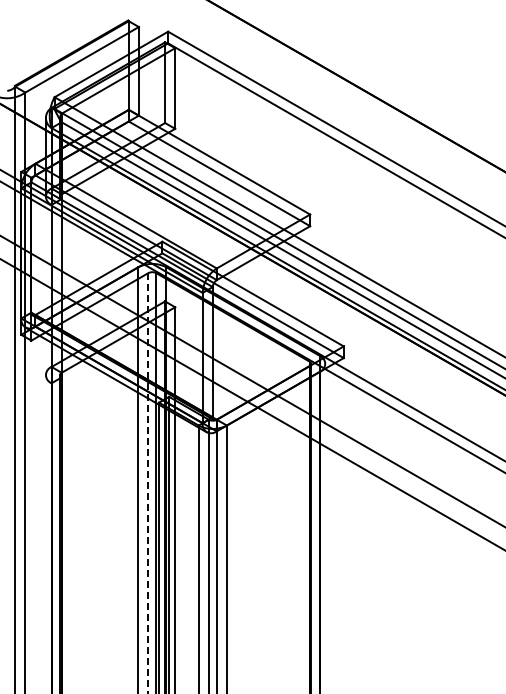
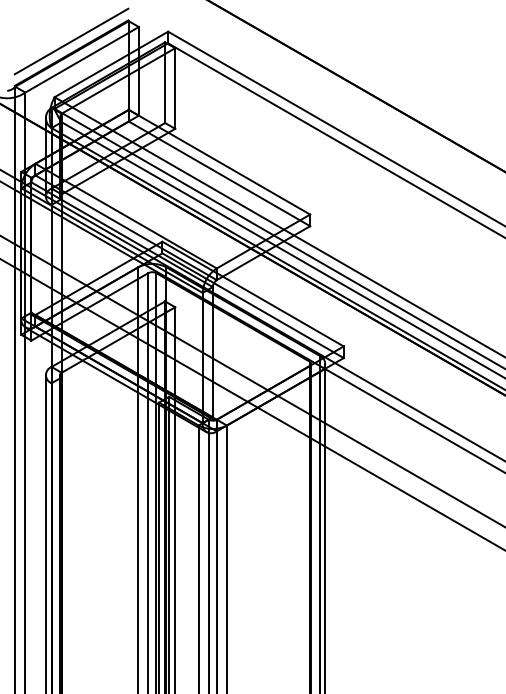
line: none -> present (71, 41)
line: dashed -> solid (148, 483)
line: none -> present (325, 526)
line: none -> present (45, 532)
